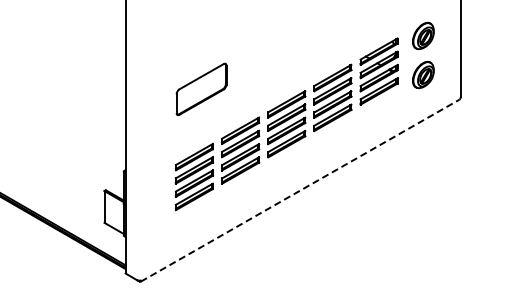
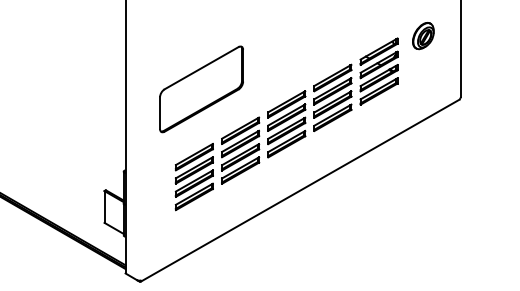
part: present -> none (423, 75)
part size: 53x54 px -> 85x89 px (201, 89)
line: dashed -> solid (300, 190)
